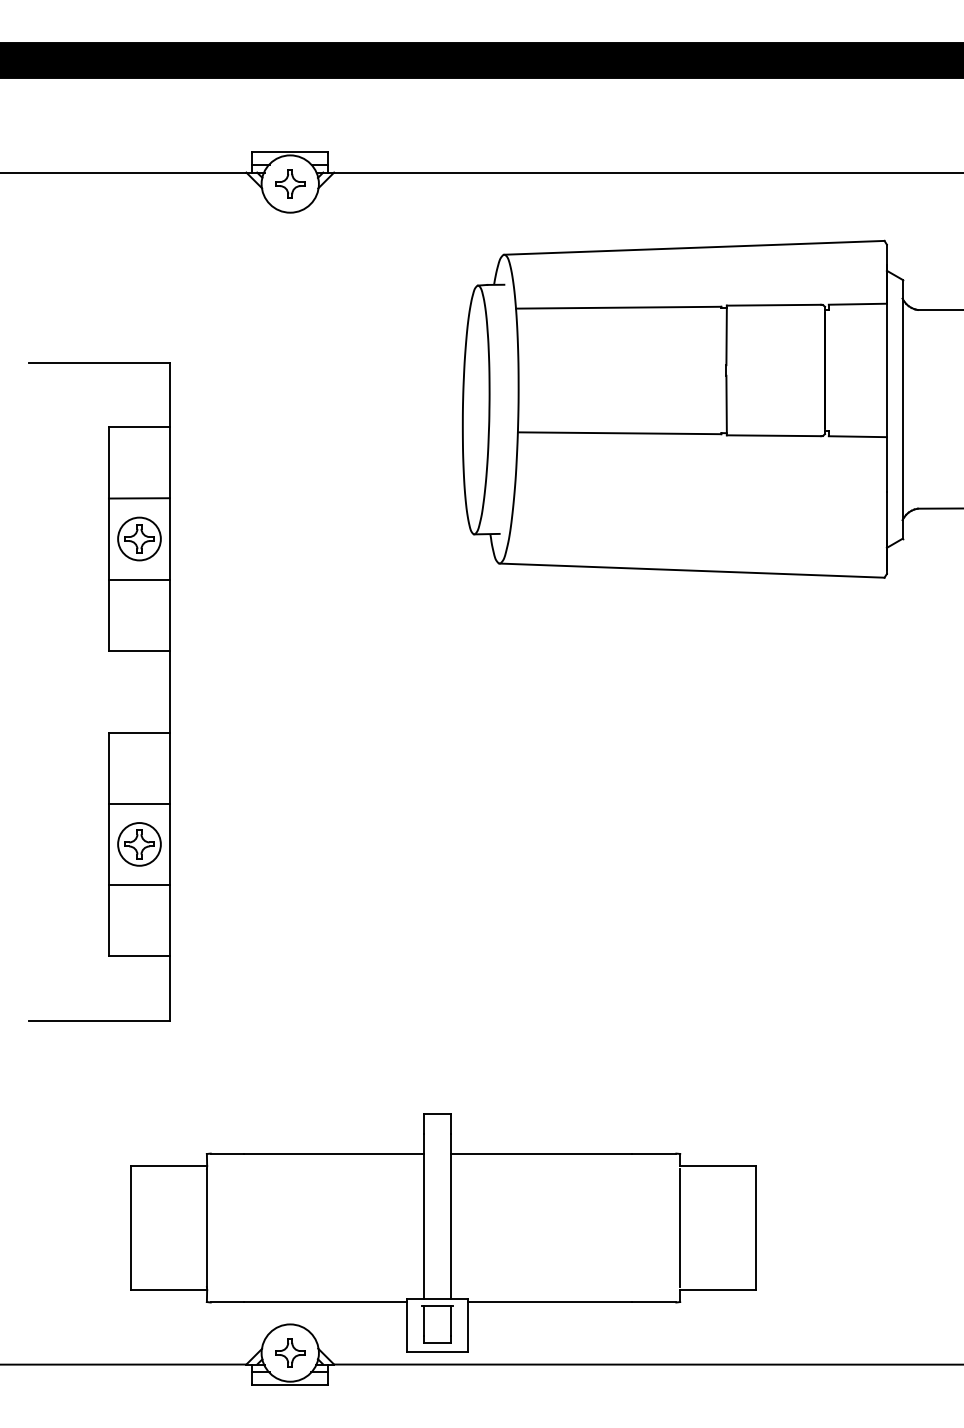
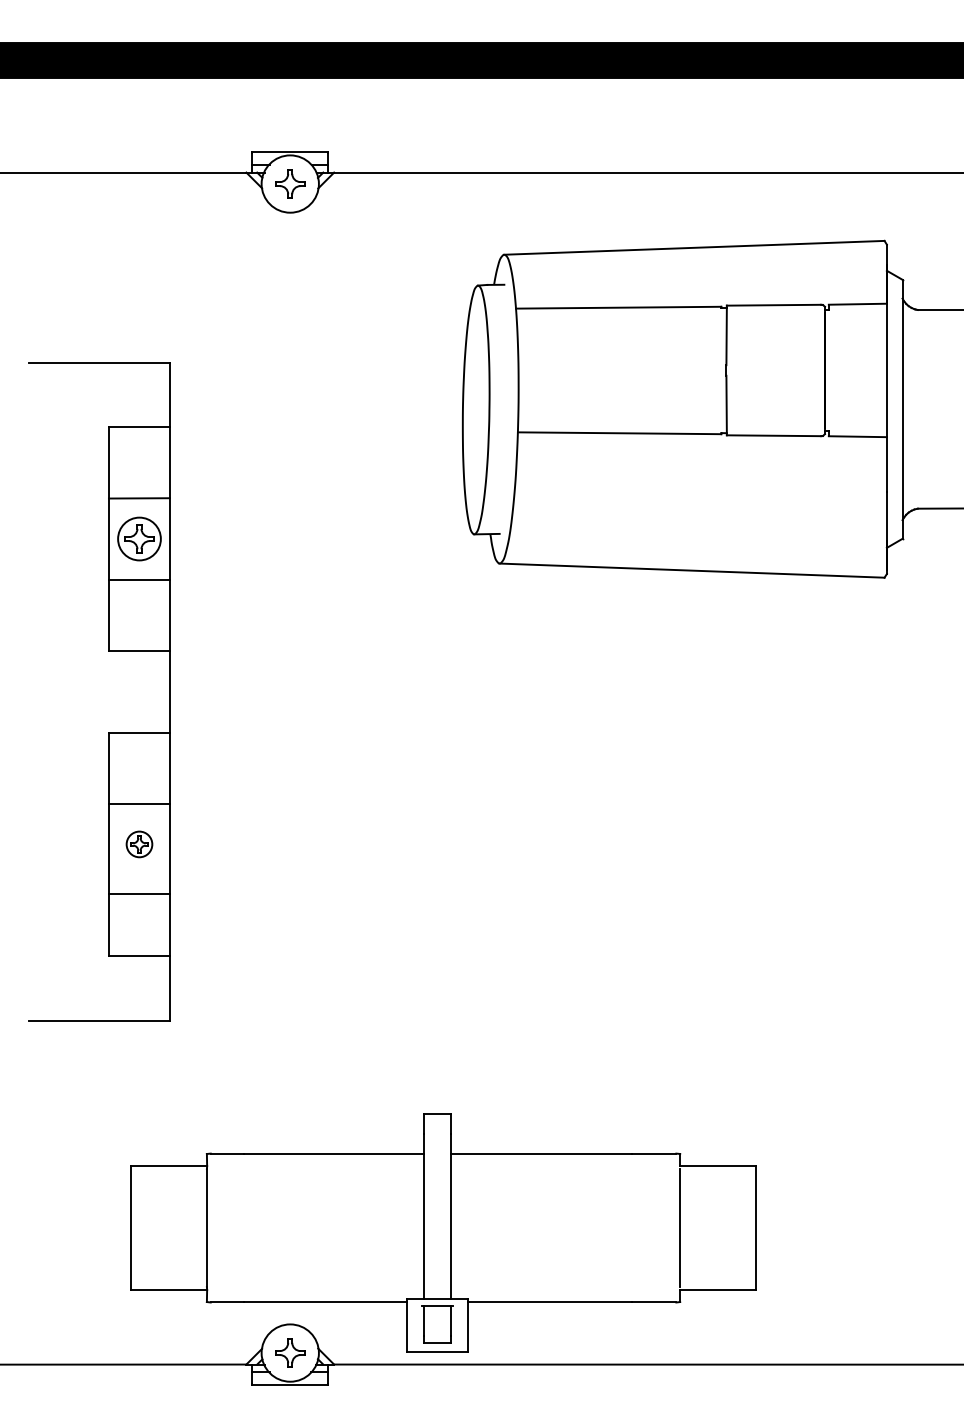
part size: 45x45 px -> 29x29 px (139, 844)
line position: (138, 885) -> (138, 894) (138, 894)
